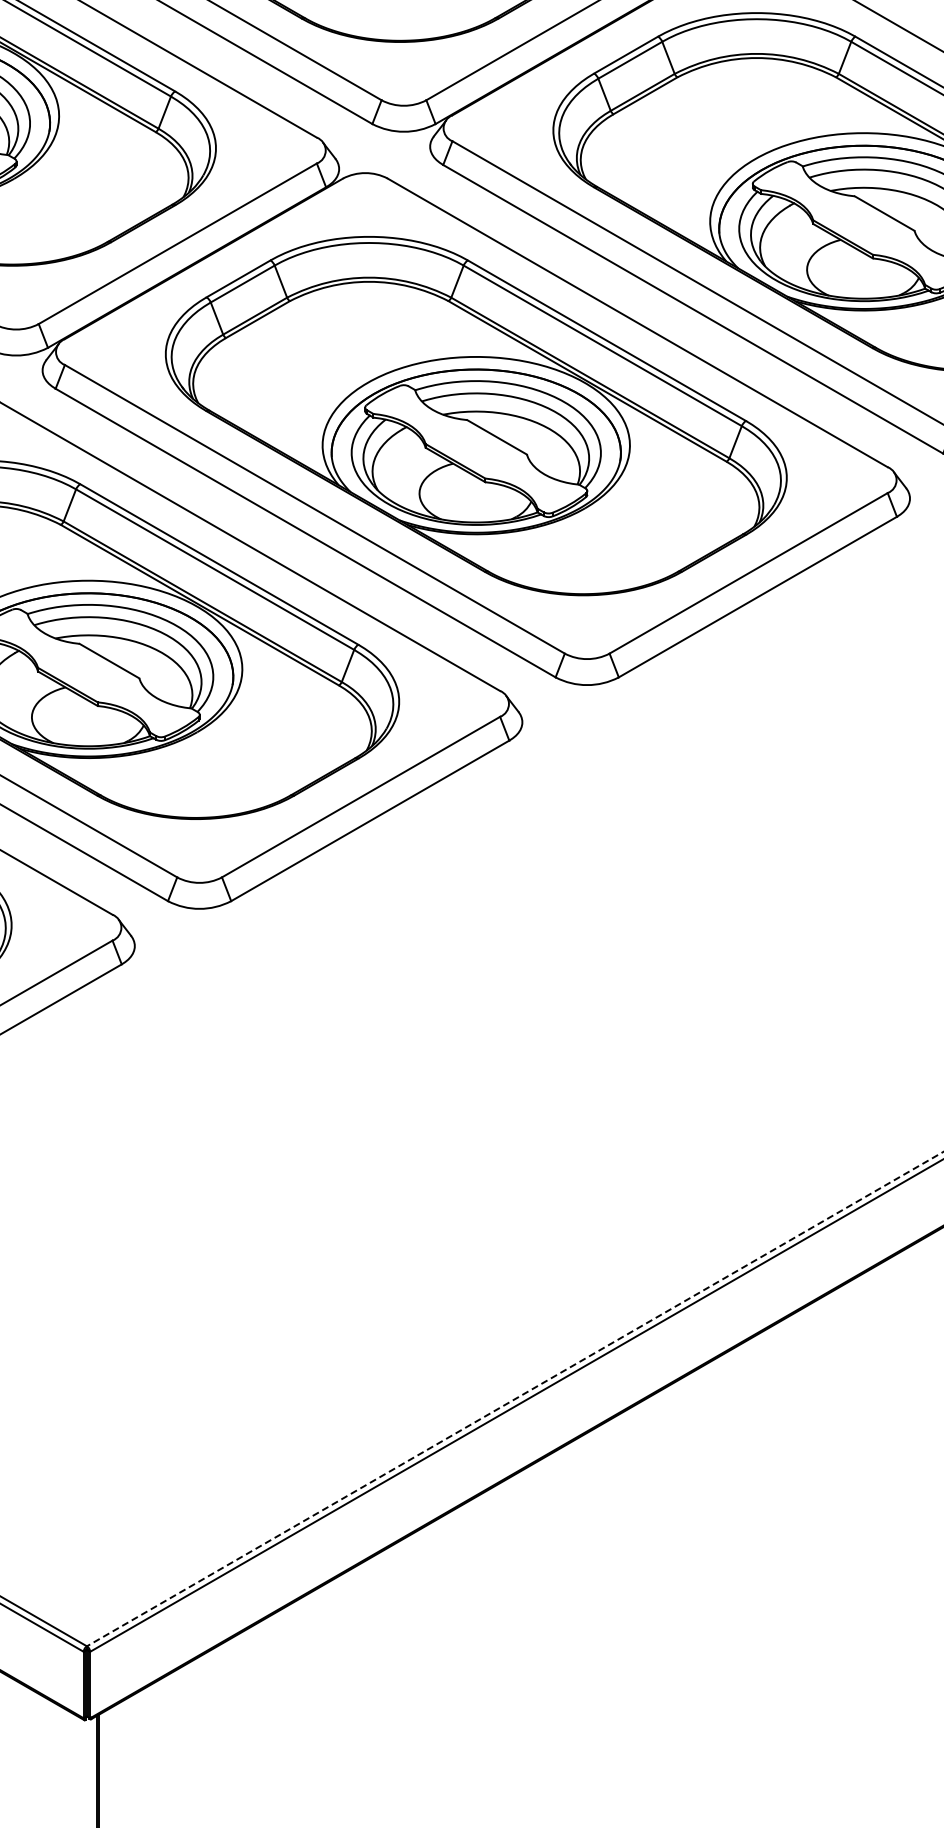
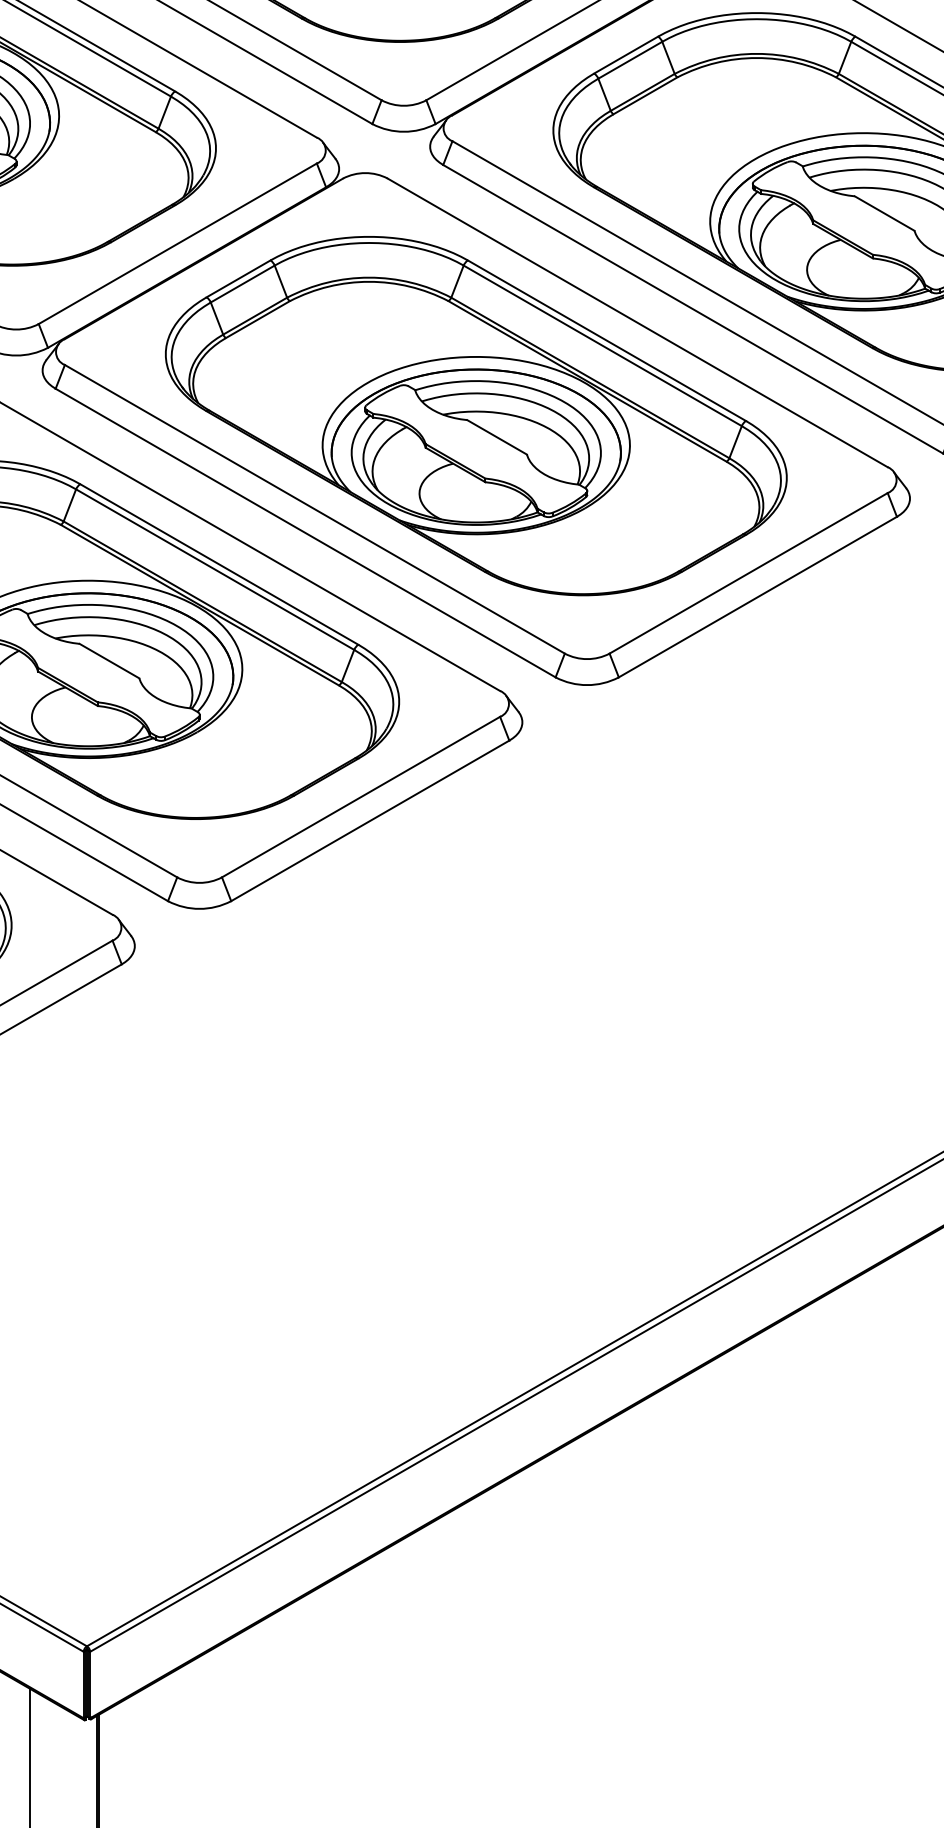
line: dashed -> solid (514, 1399)
line: none -> present (30, 1756)
